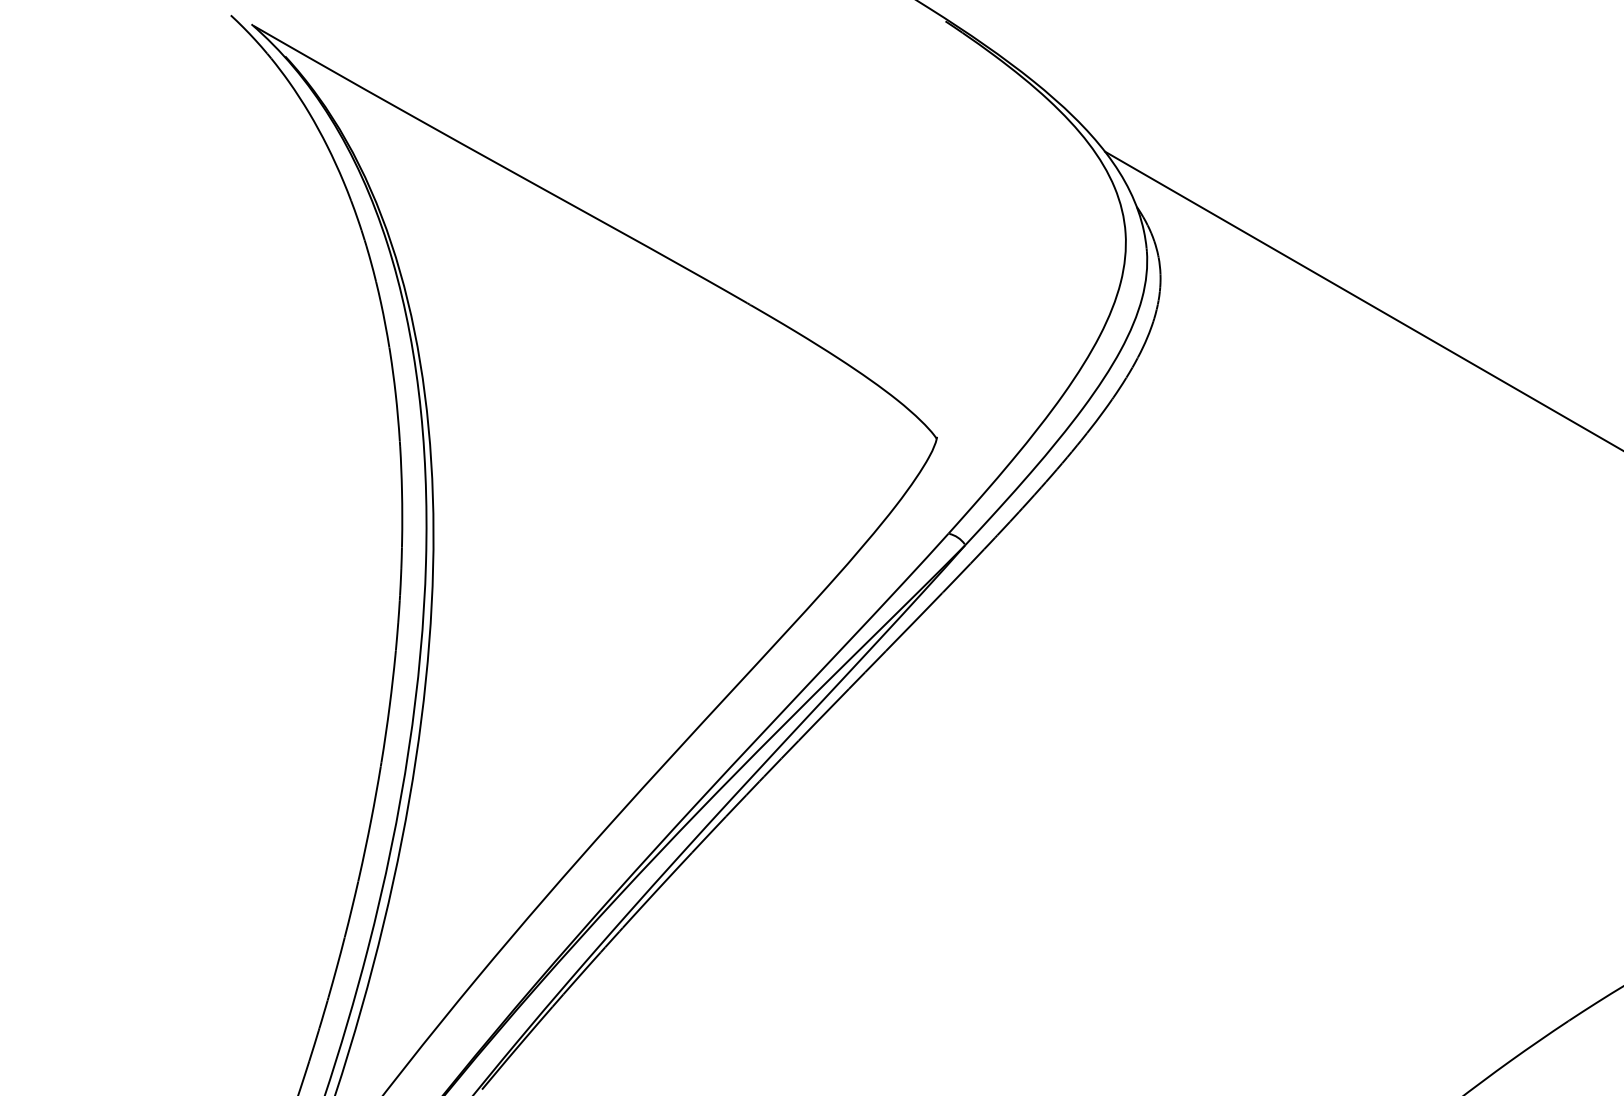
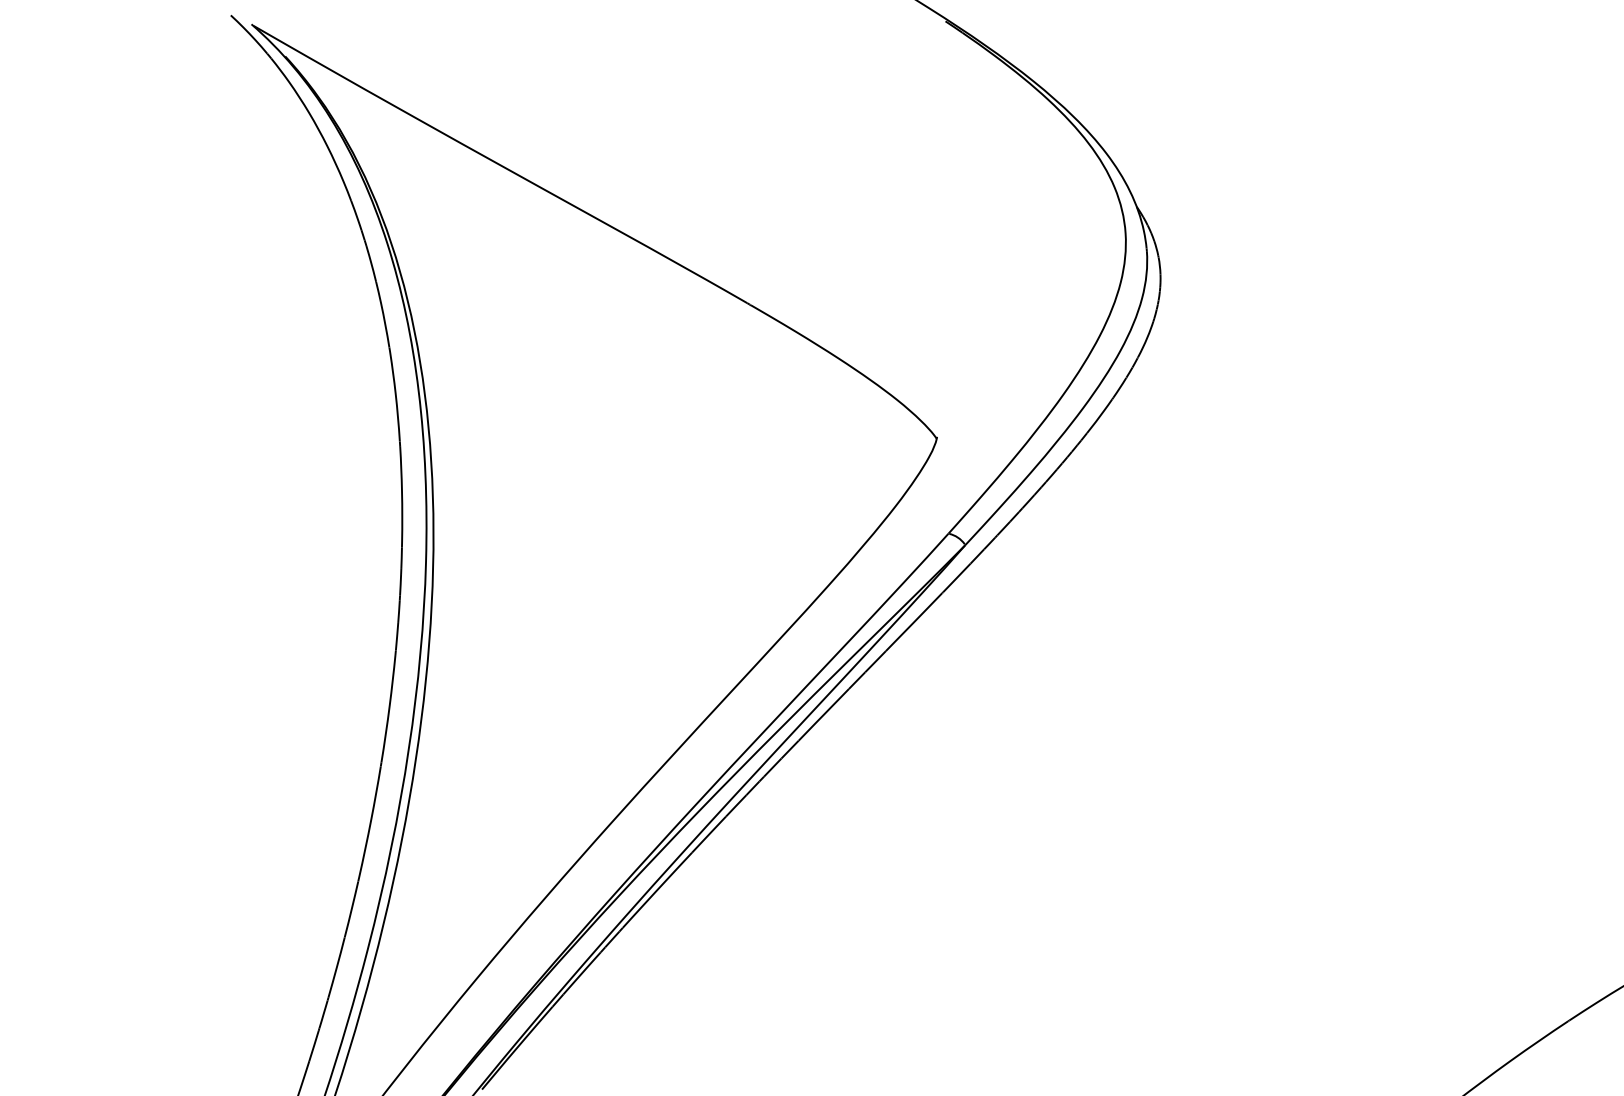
line: present -> none (1362, 300)
